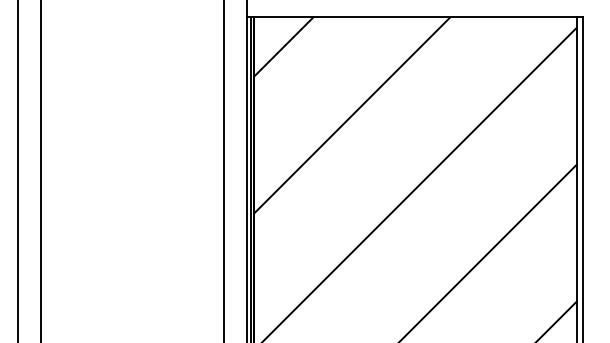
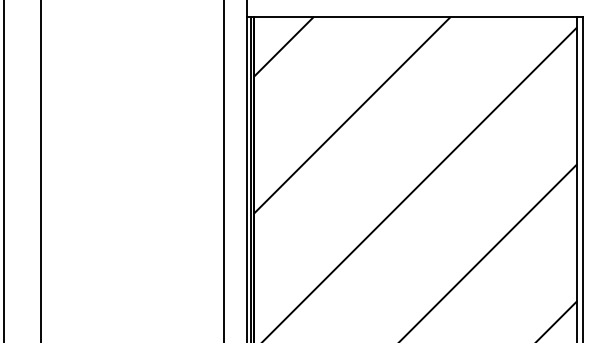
line position: (18, 170) -> (4, 170) (4, 170)
